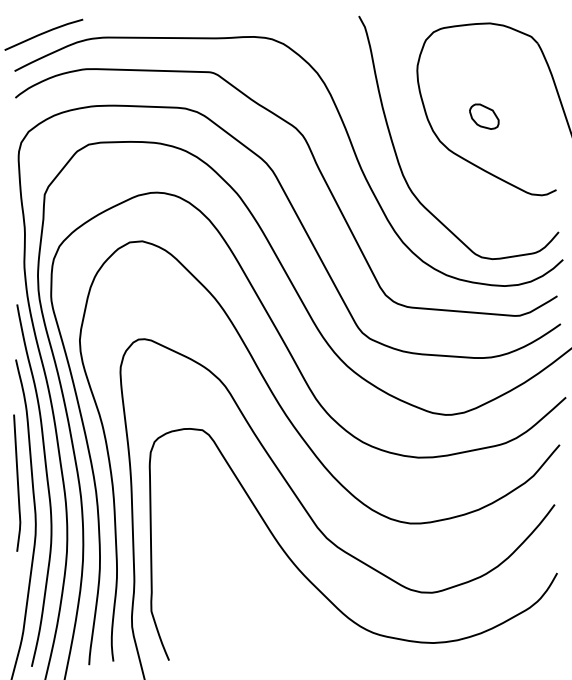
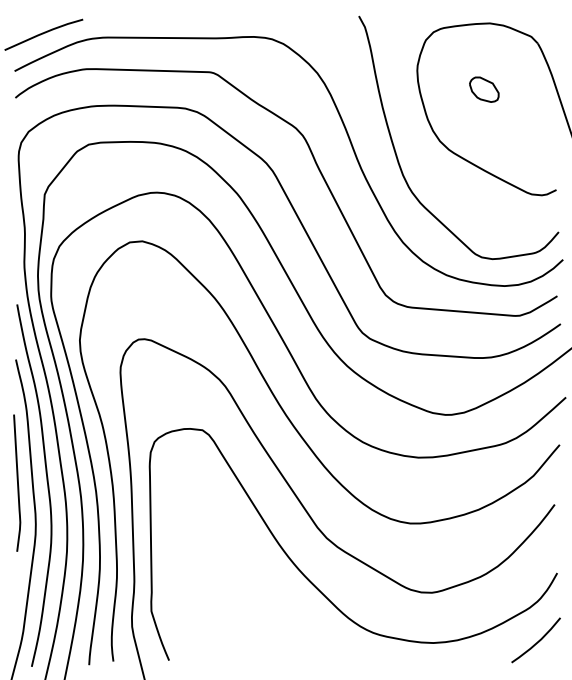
part position: (484, 116) -> (484, 89) (484, 89)
curve: none -> present (537, 641)
